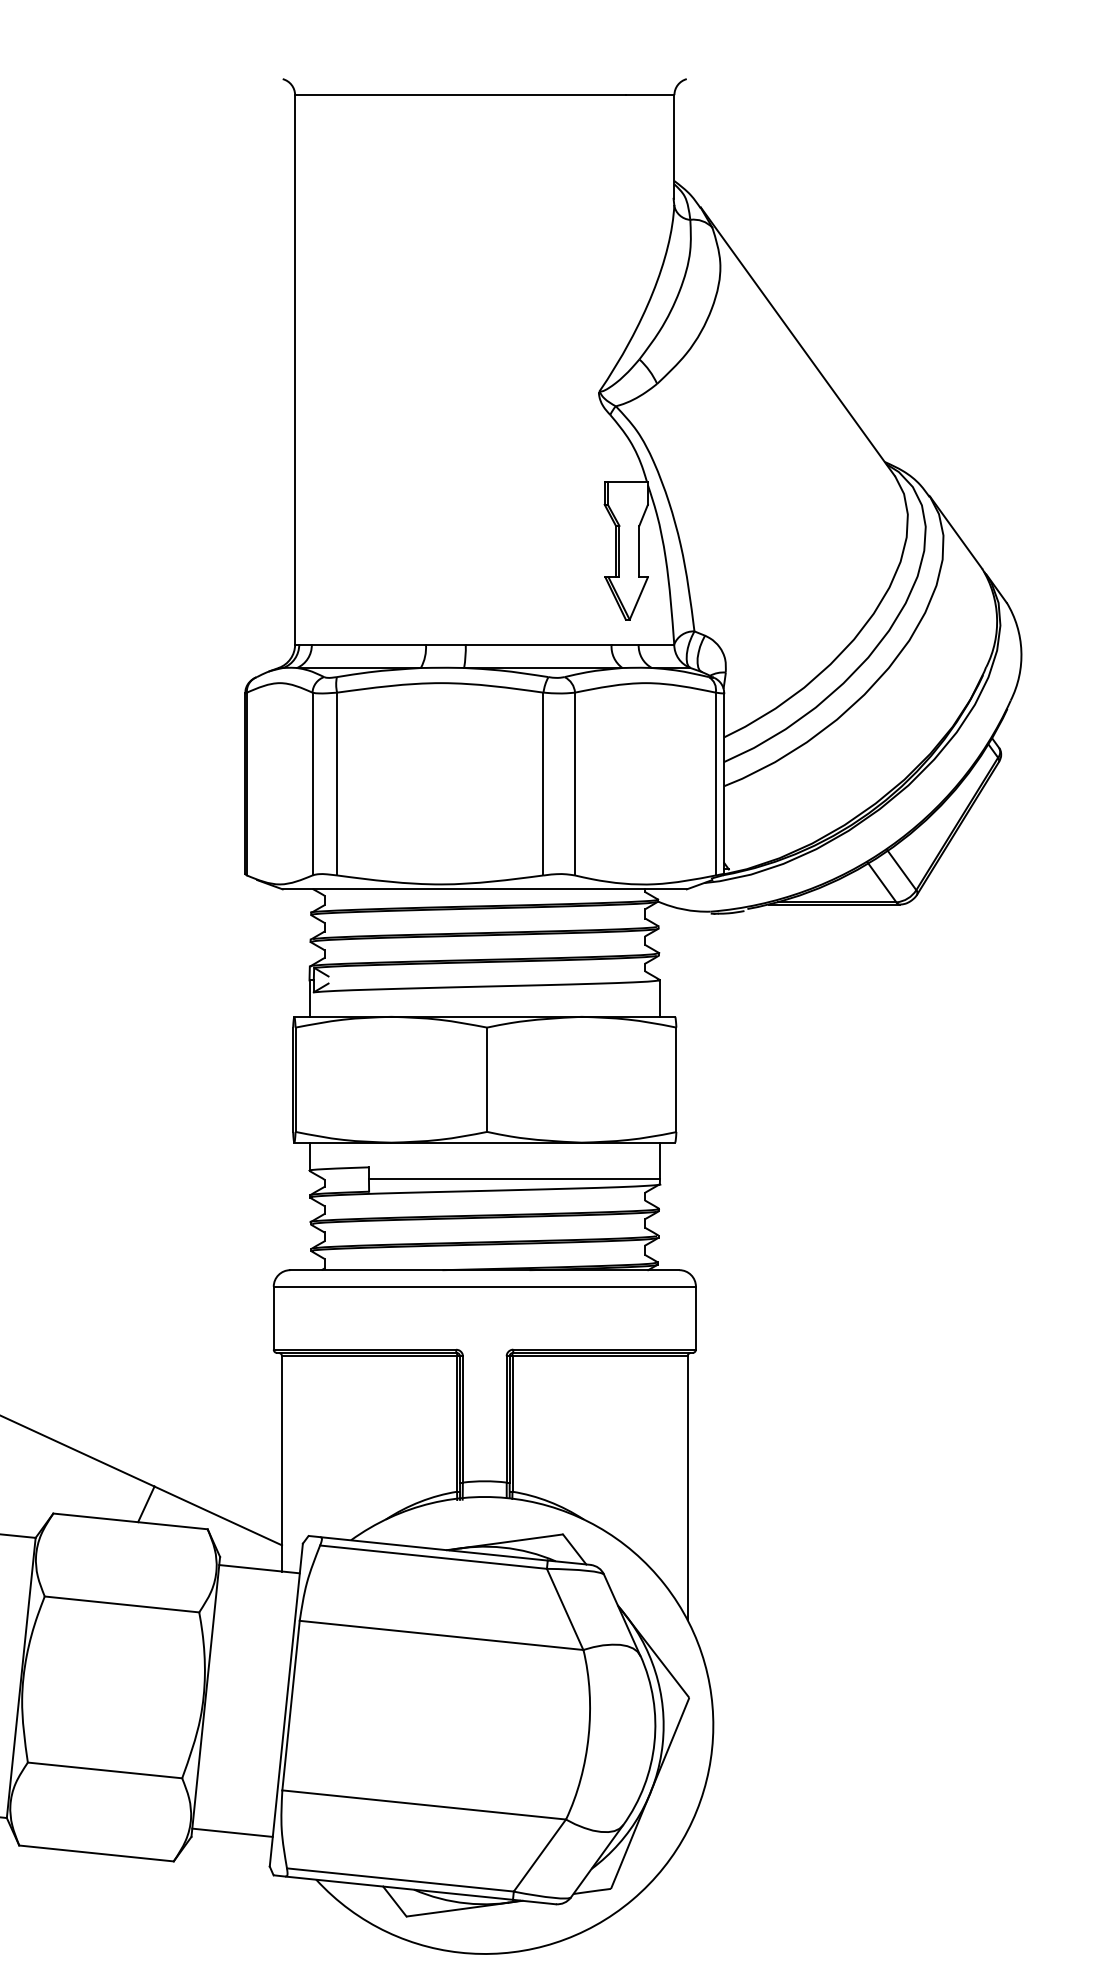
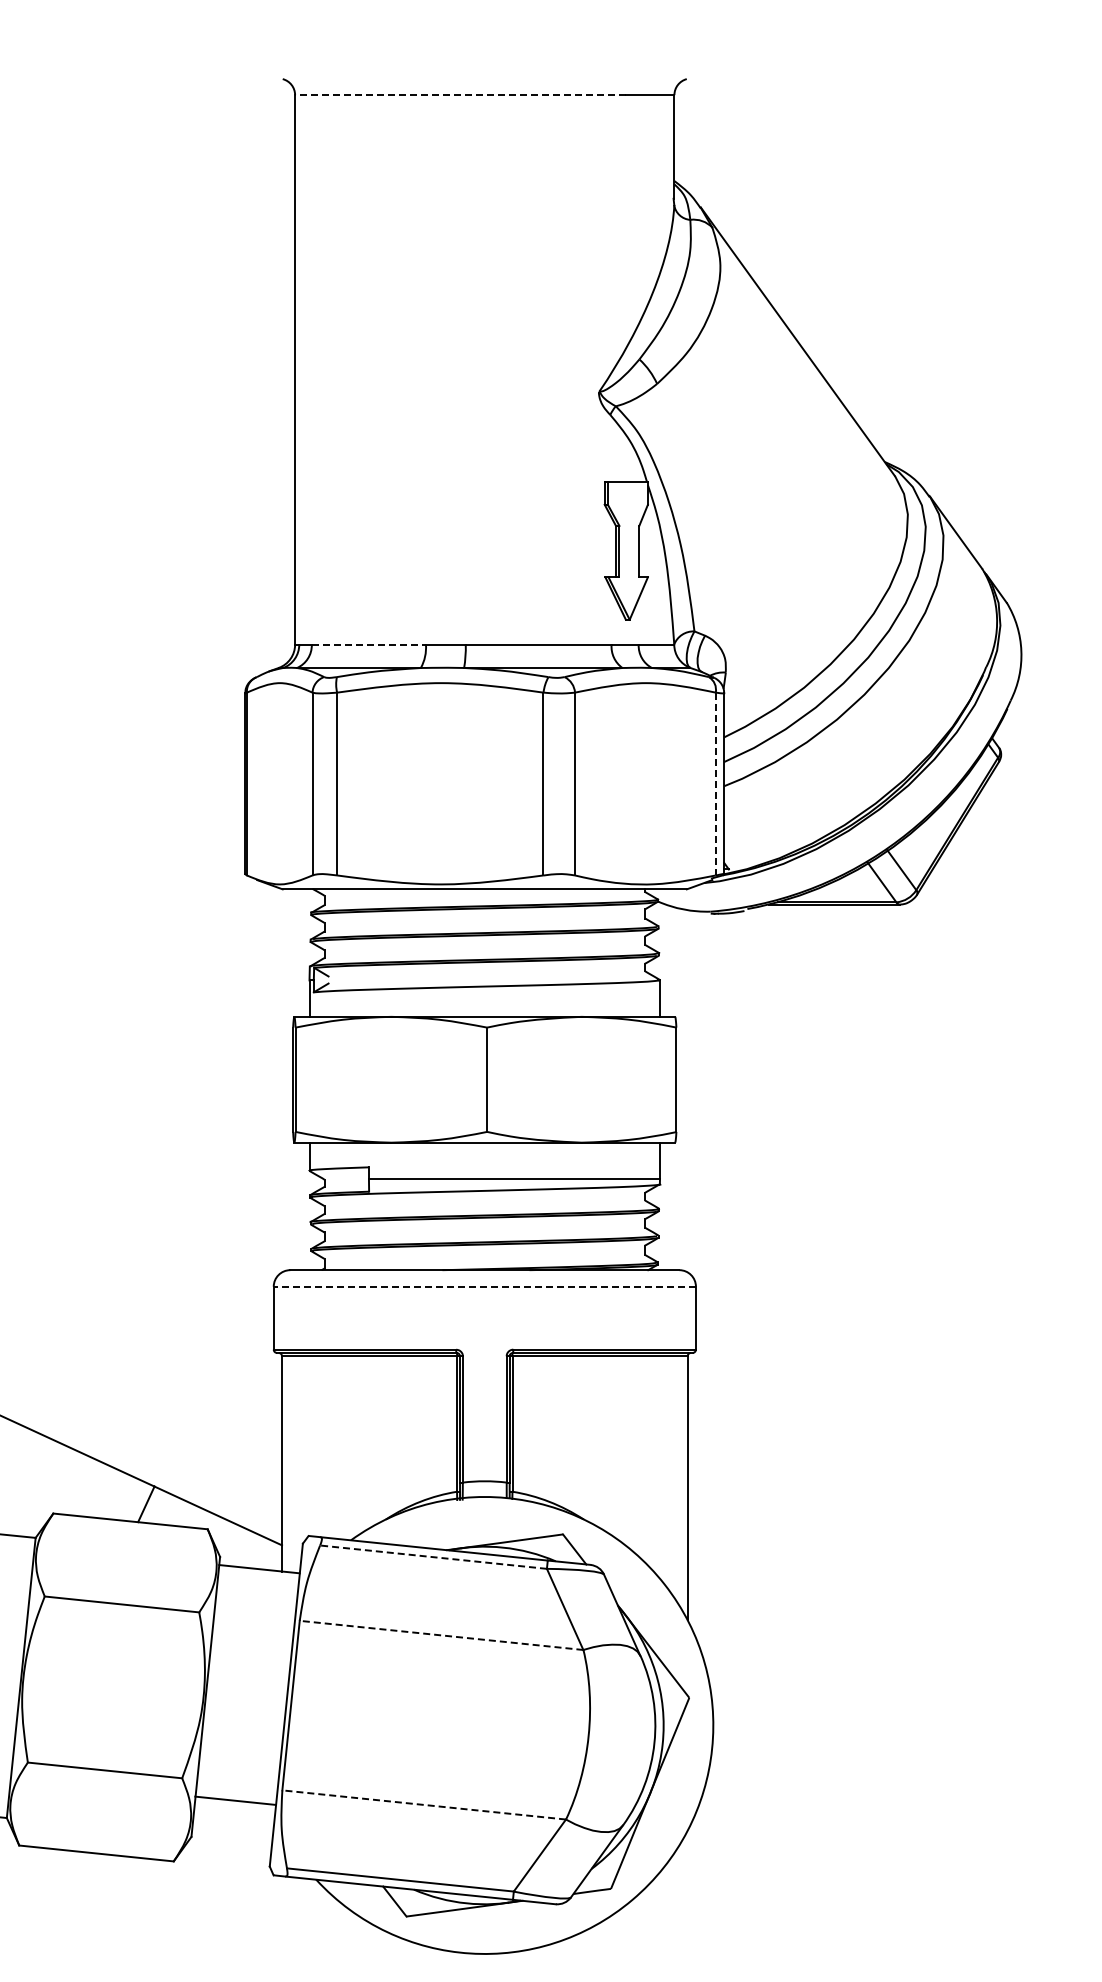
line: solid -> dashed (460, 95)
line: solid -> dashed (369, 644)
line: solid -> dashed (715, 784)
line: solid -> dashed (484, 1286)
line: solid -> dashed (433, 1557)
line: solid -> dashed (441, 1635)
line: solid -> dashed (424, 1804)
line position: (232, 1832) -> (235, 1800) (235, 1800)
